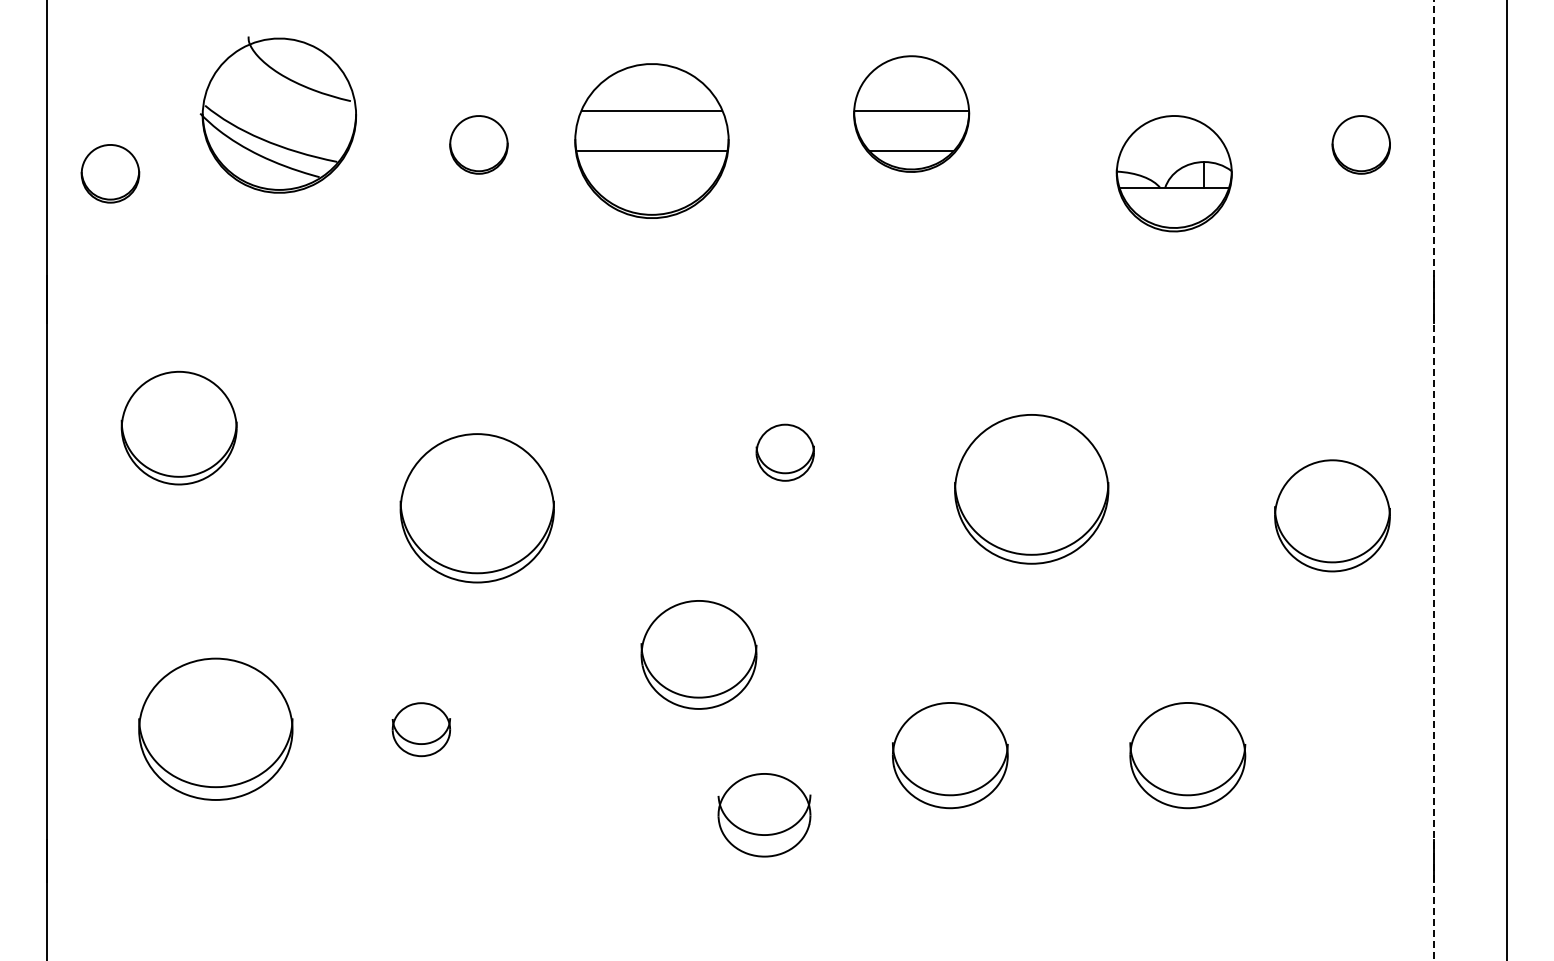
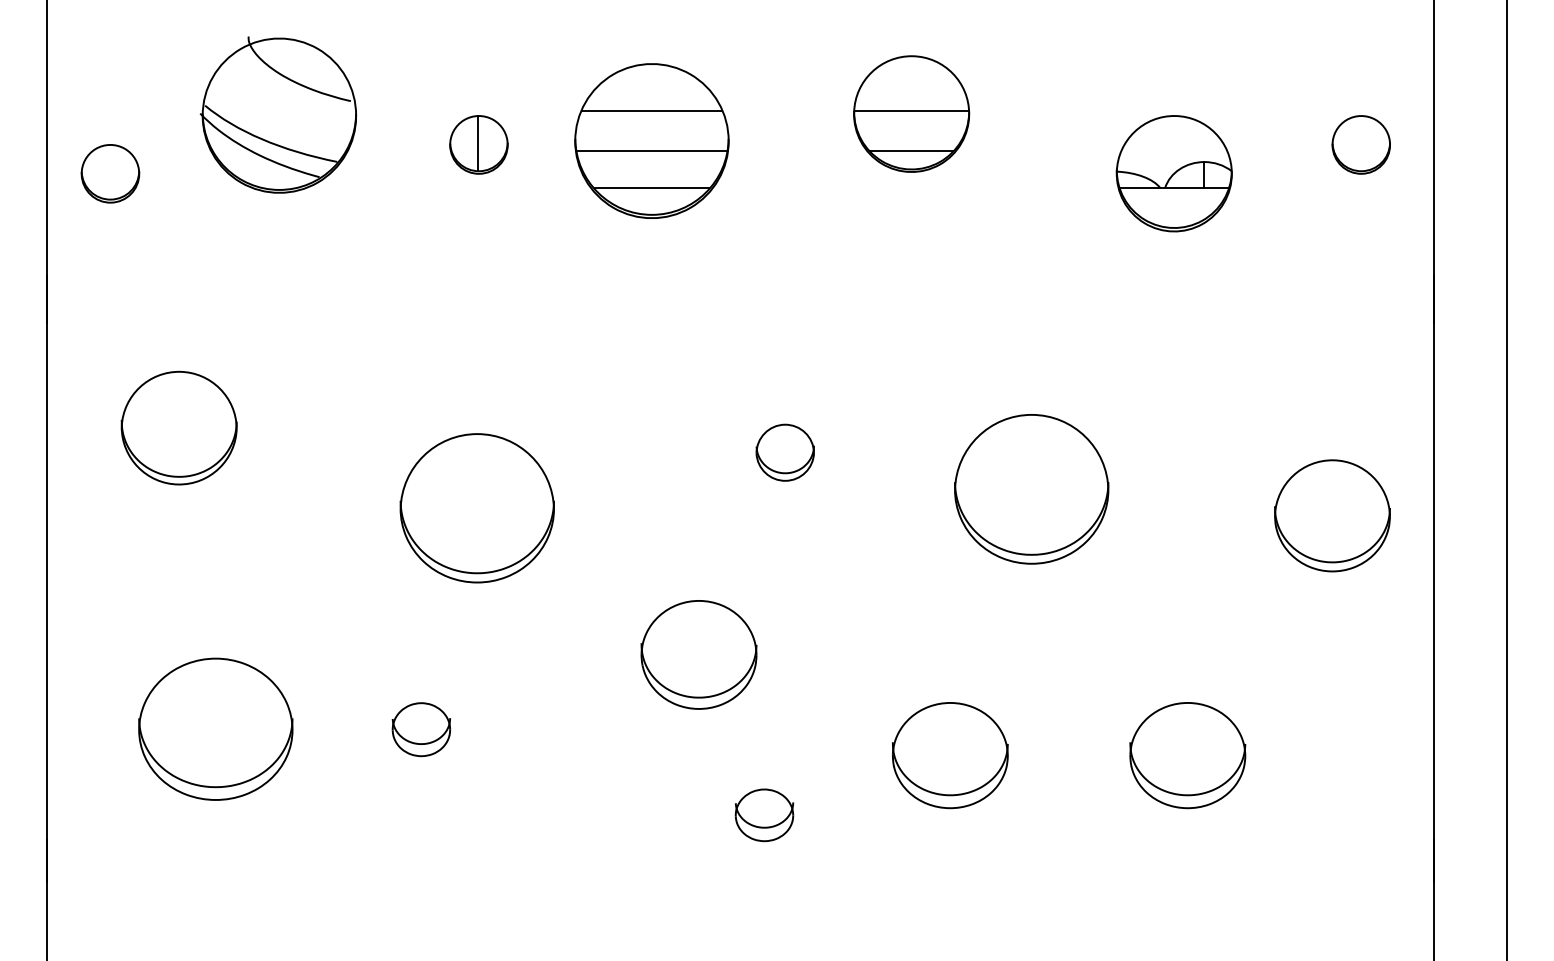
line: none -> present (478, 143)
line: none -> present (651, 187)
line: dashed -> solid (1434, 481)
part size: 95x85 px -> 61x55 px (764, 815)
